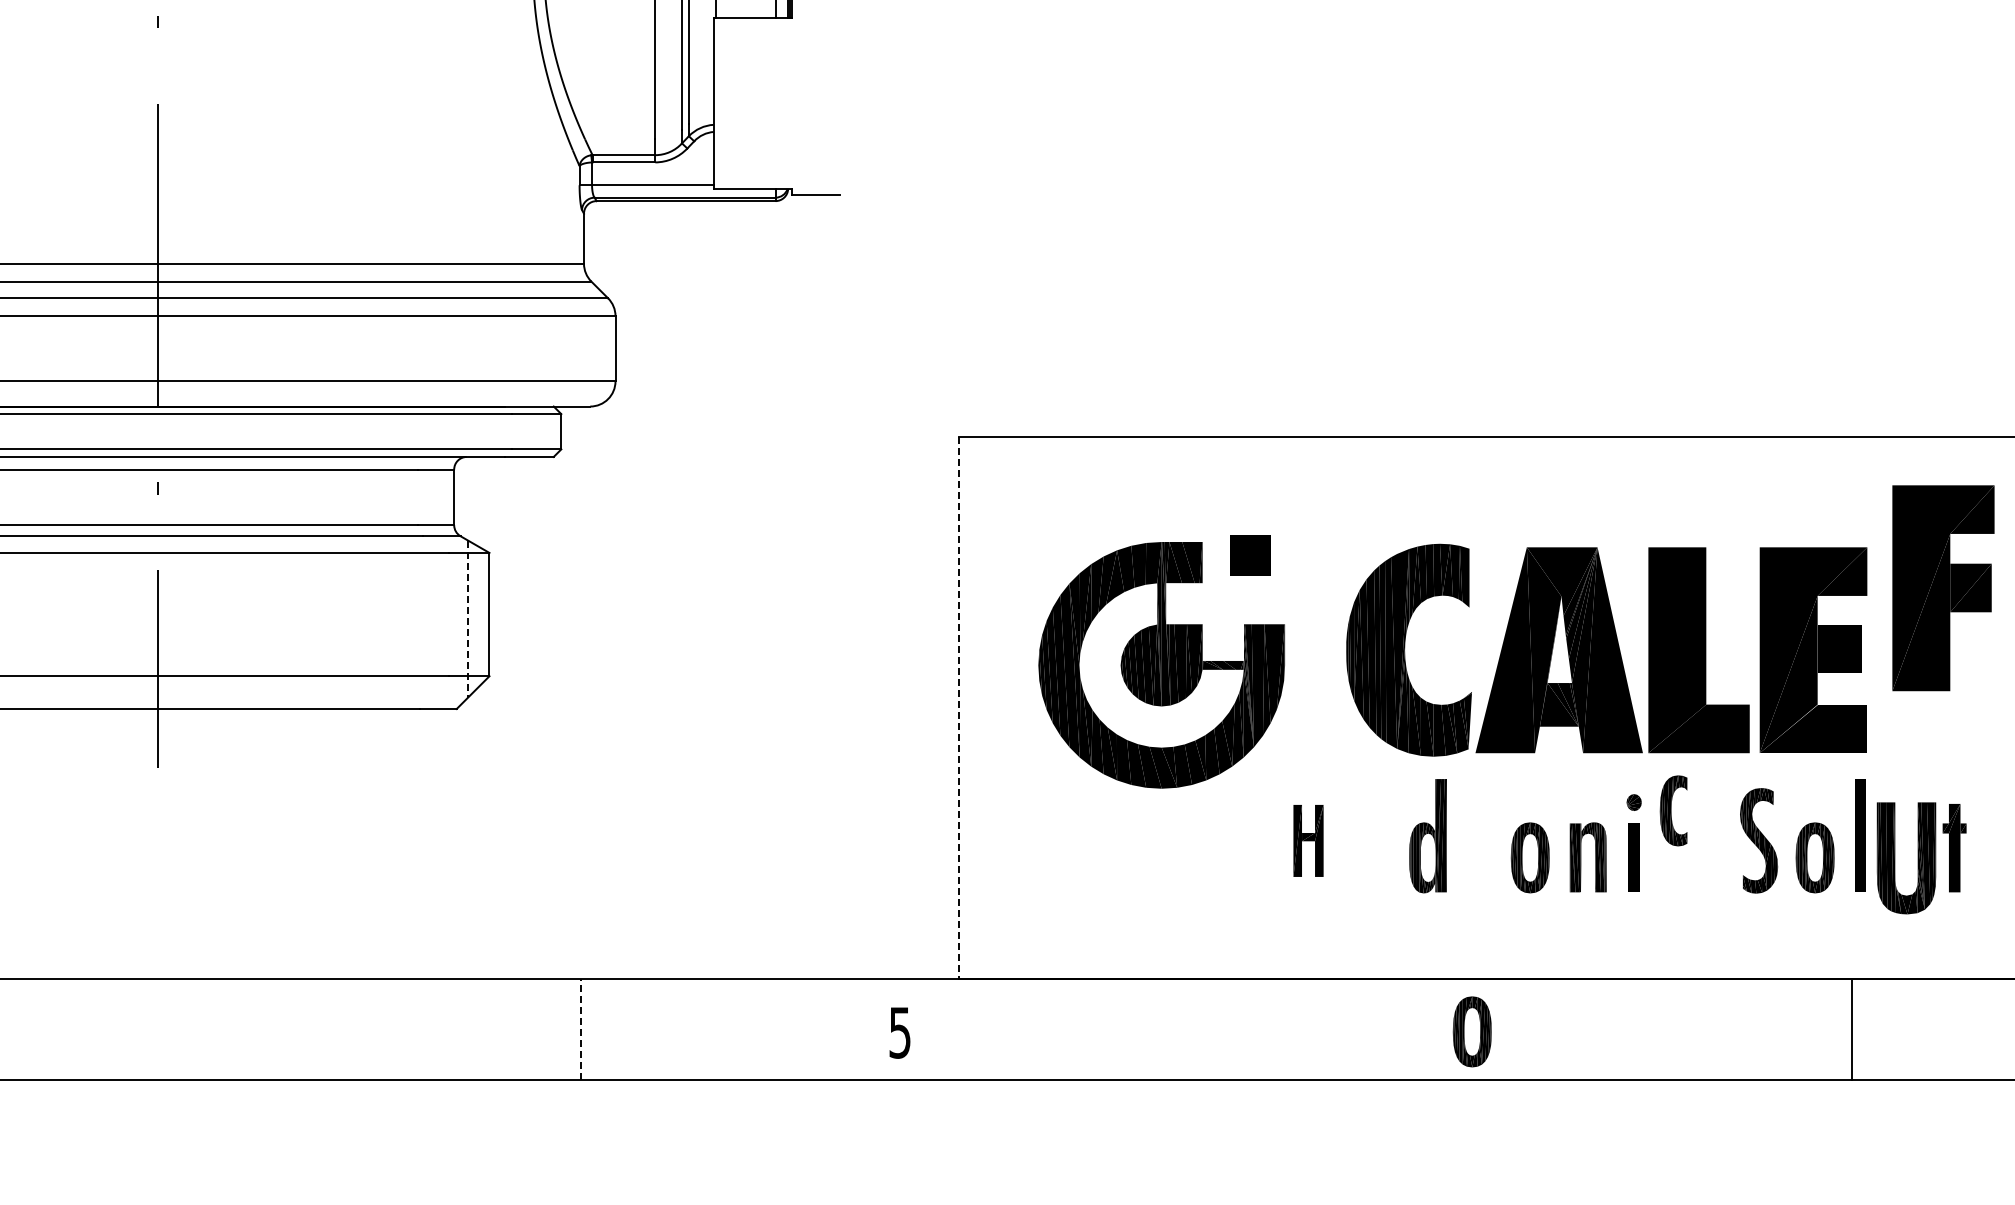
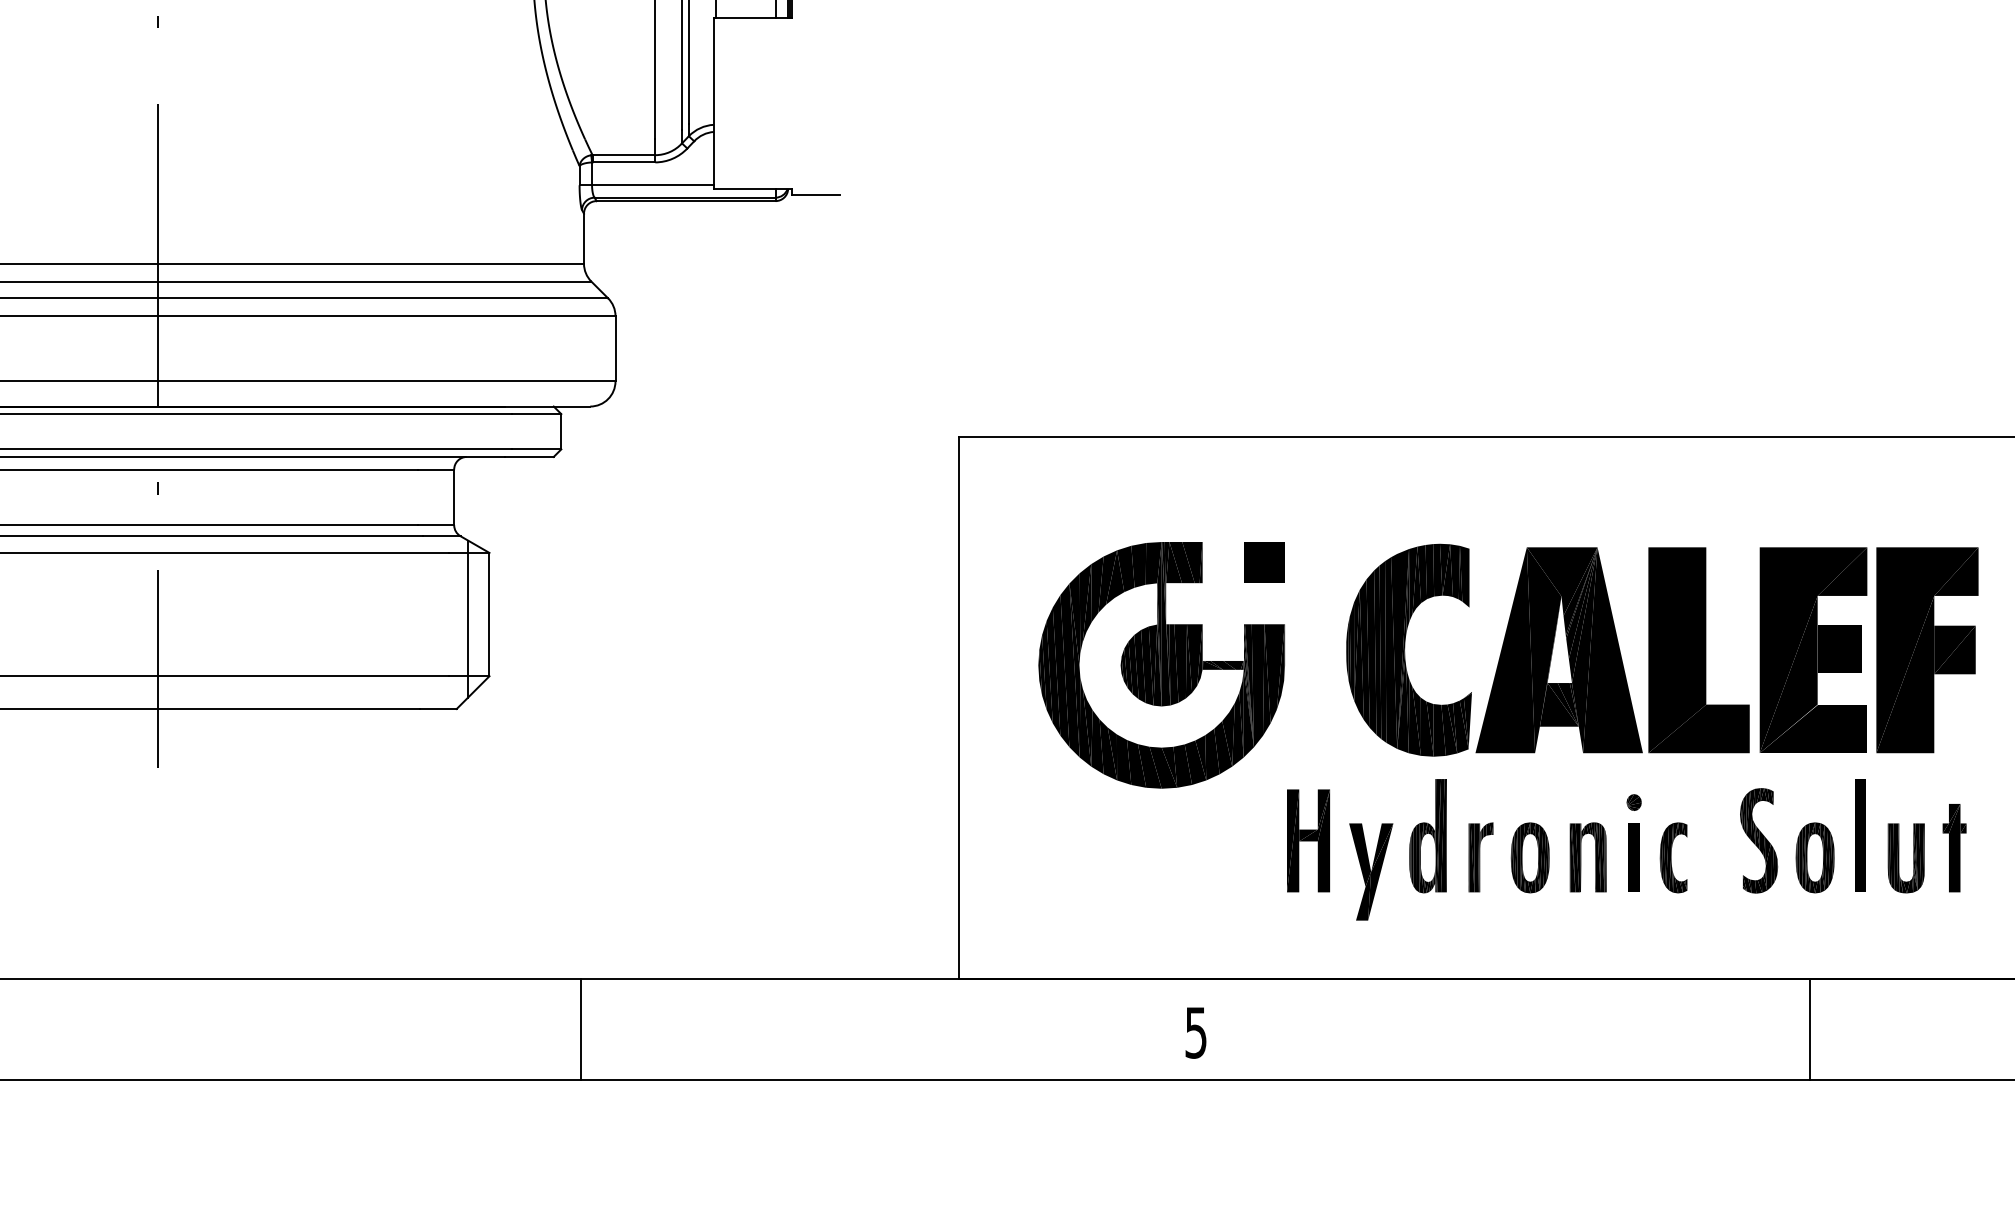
part position: (1250, 555) -> (1264, 562) (1264, 562)
part position: (1943, 588) -> (1927, 650) (1927, 650)
line: dashed -> solid (467, 619)
line: dashed -> solid (959, 708)
part position: (1673, 810) -> (1673, 857) (1673, 857)
part size: 31x72 px -> 43x104 px (1308, 840)
part: none -> present (1480, 857)
part size: 61x113 px -> 38x71 px (1905, 858)
part: none -> present (1371, 871)
line: dashed -> solid (581, 1029)
line position: (1851, 1029) -> (1809, 1029) (1809, 1029)
part: present -> none (1471, 1031)
text position: (899, 1032) -> (1195, 1032) (1195, 1032)
